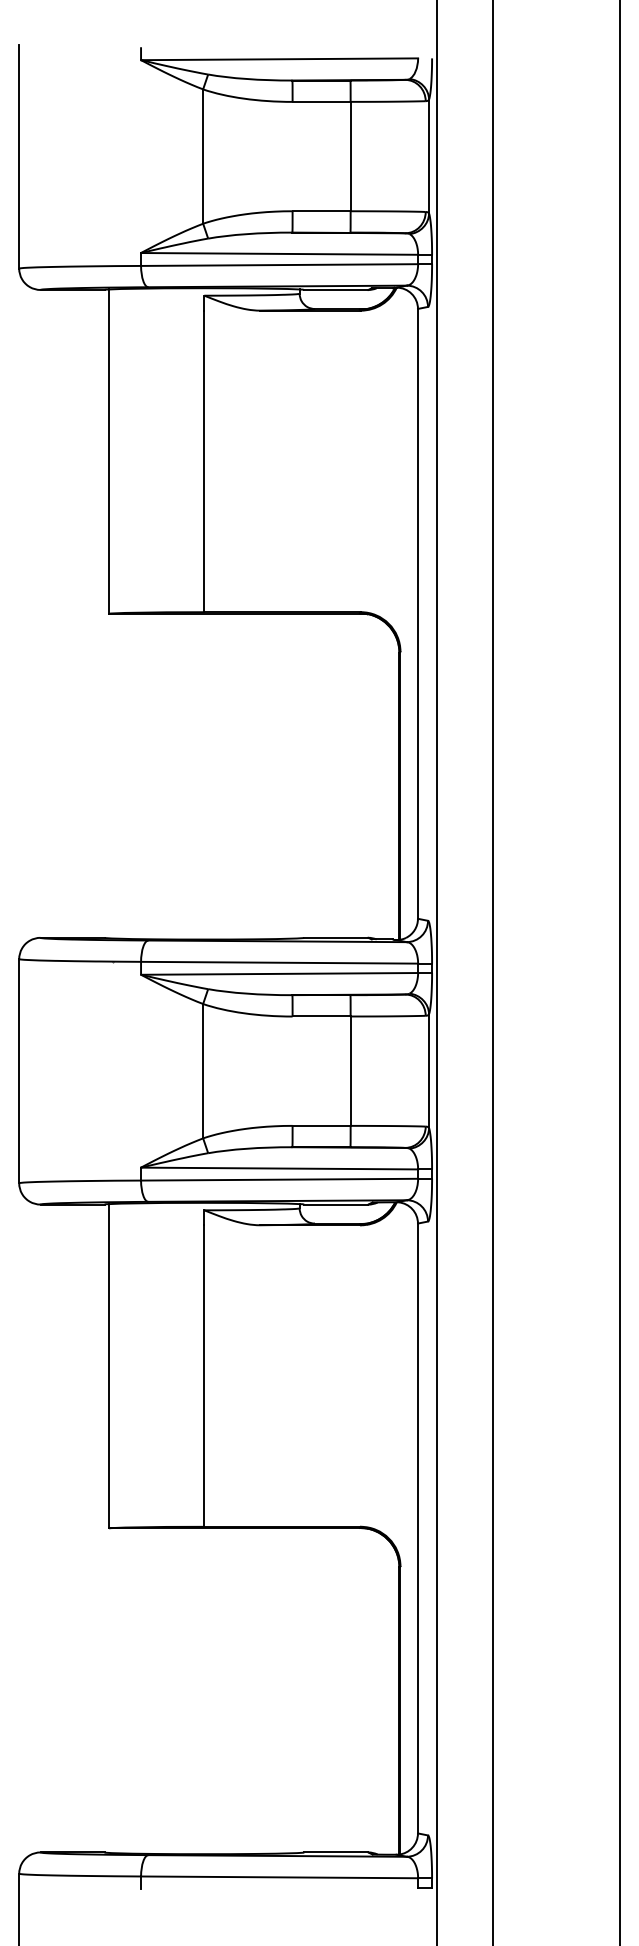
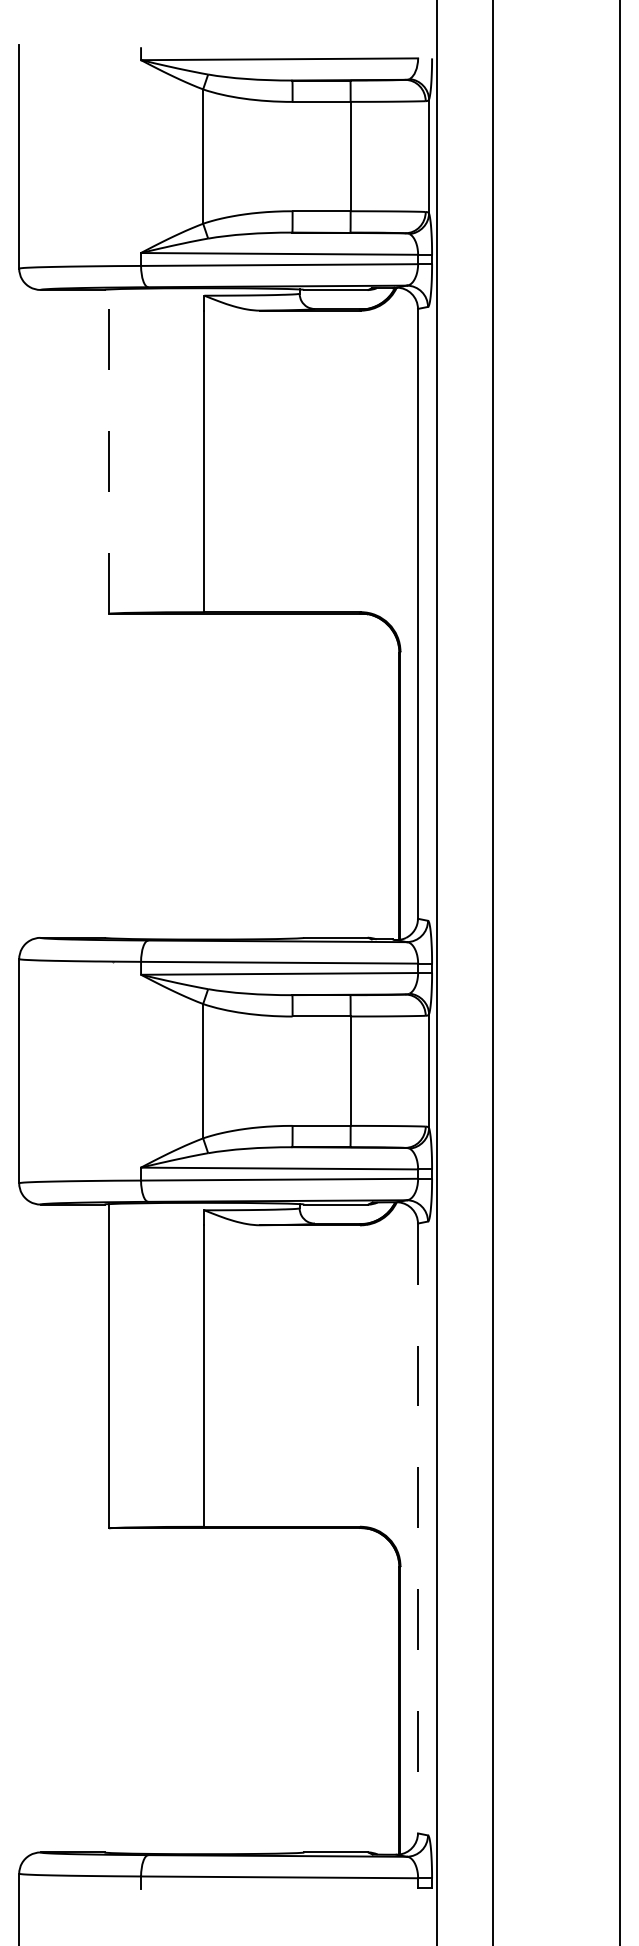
line: solid -> dashed (109, 451)
line: solid -> dashed (418, 1528)
